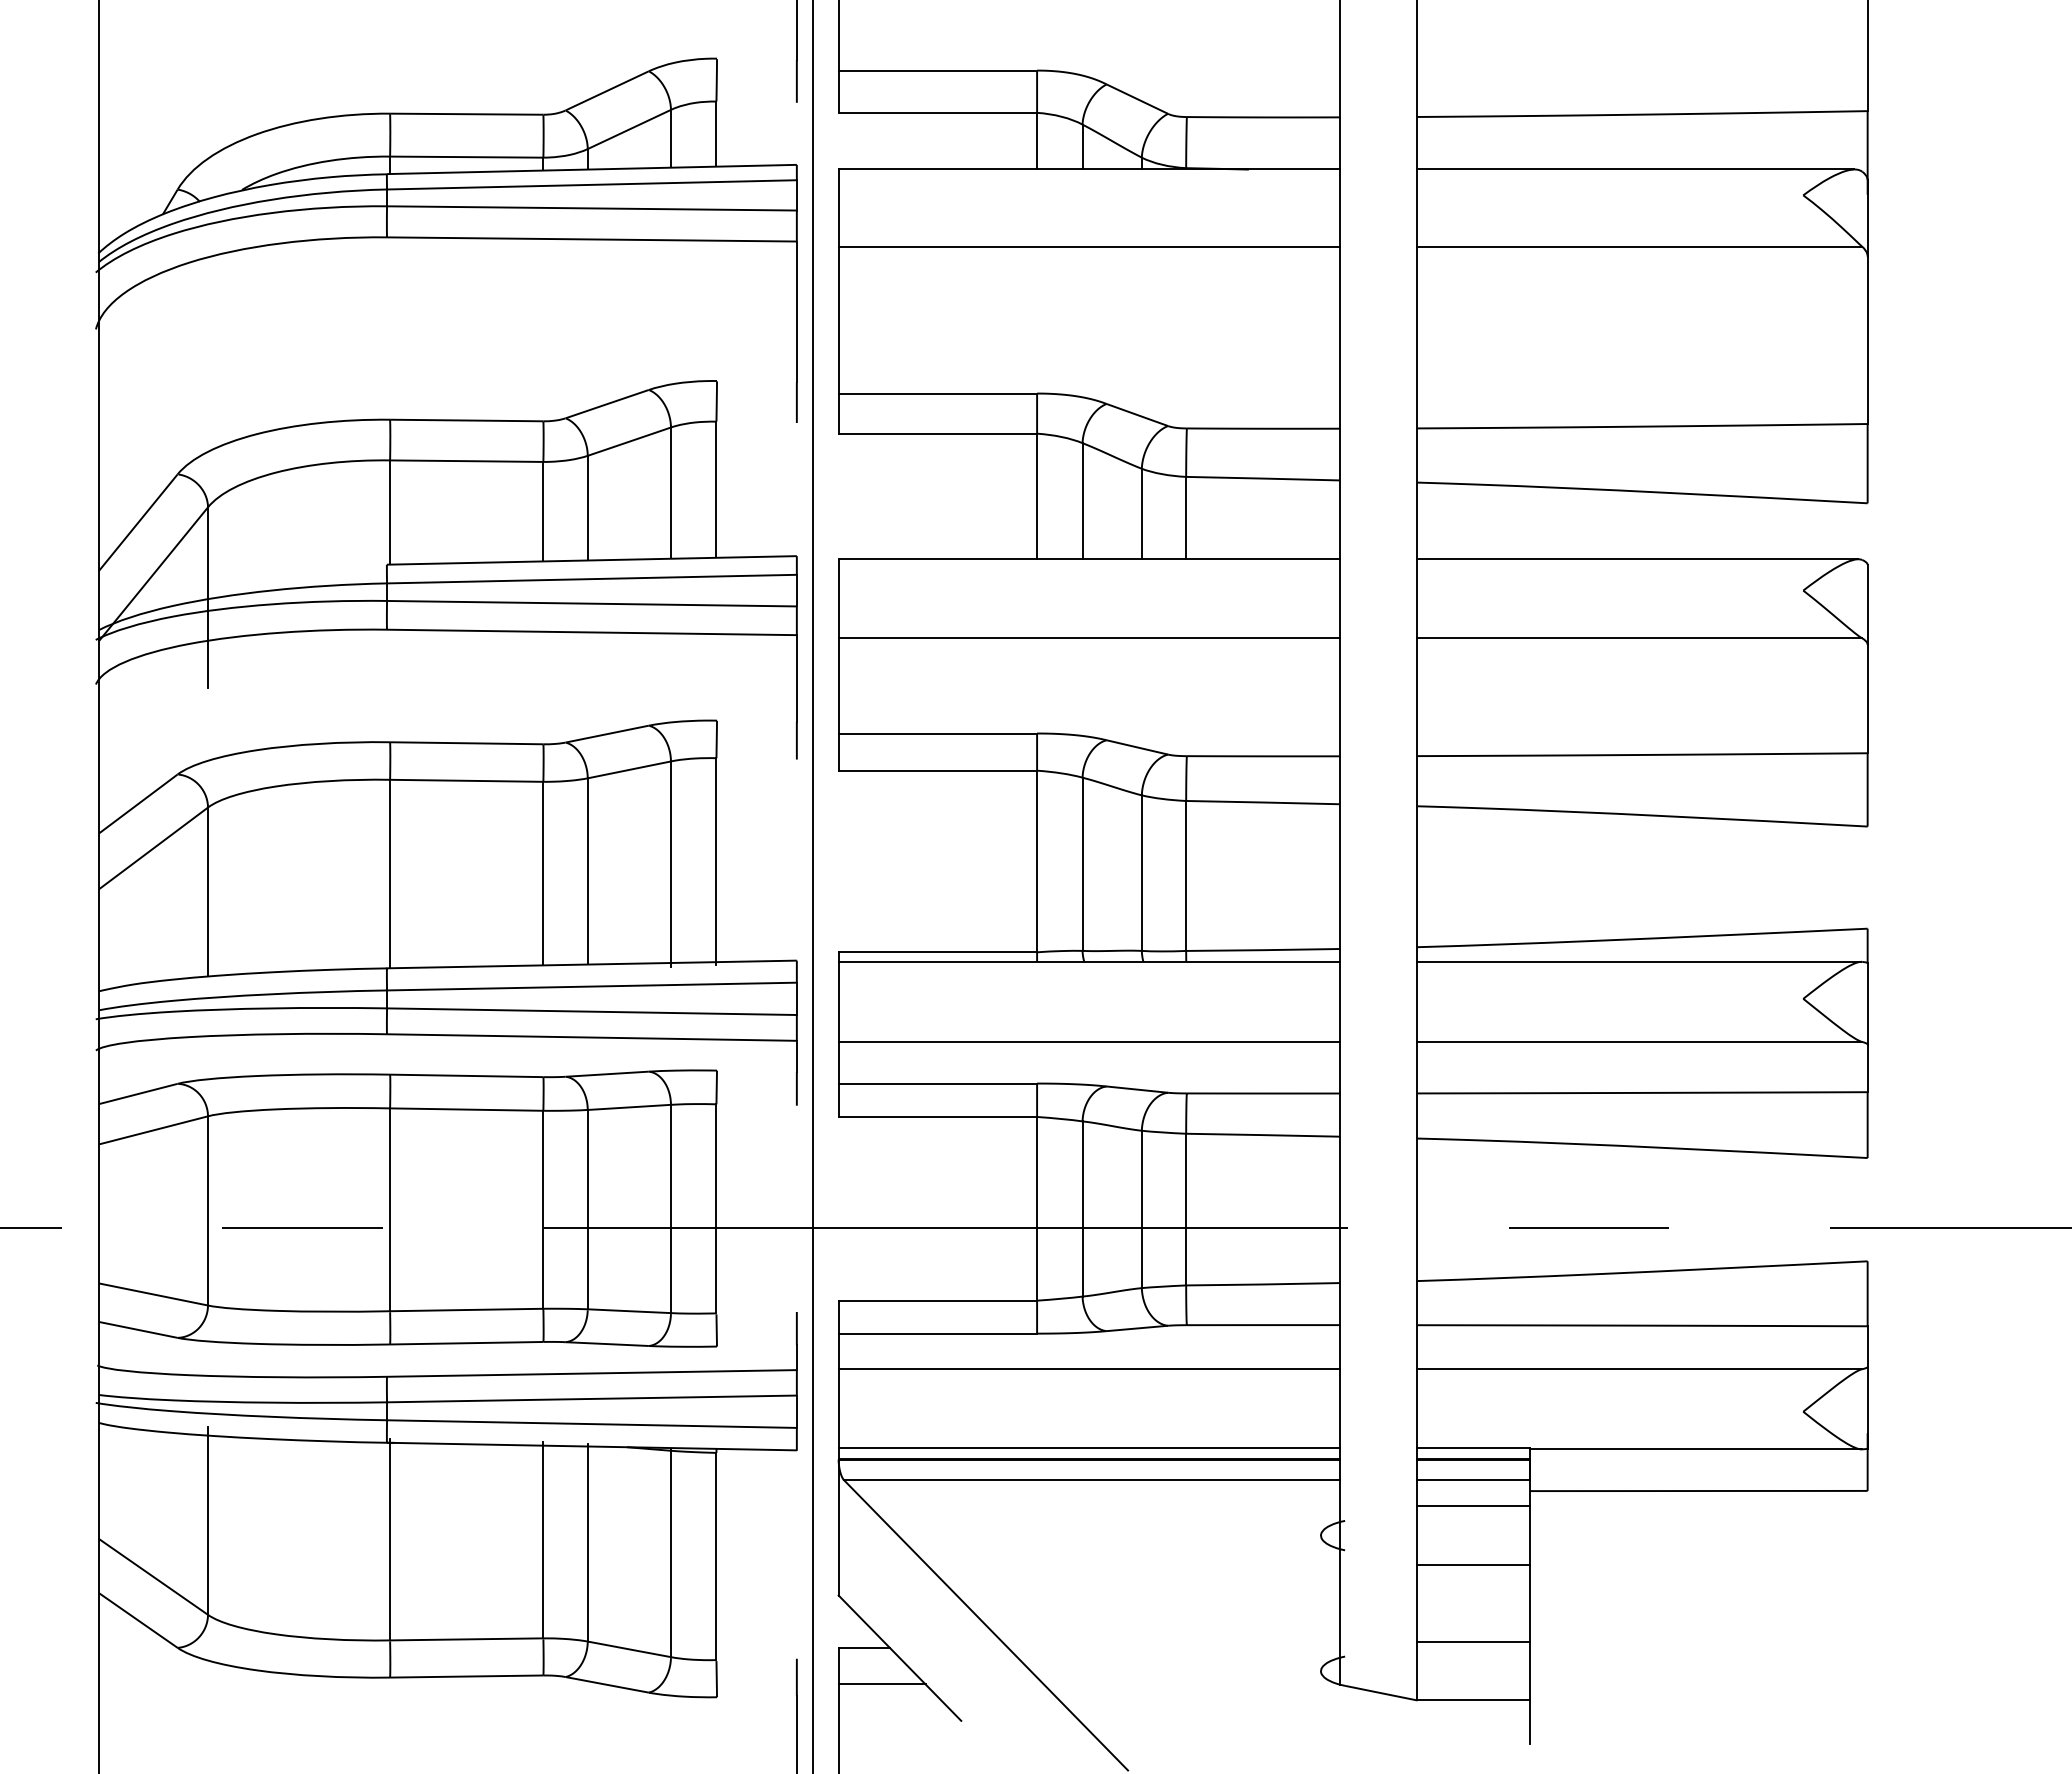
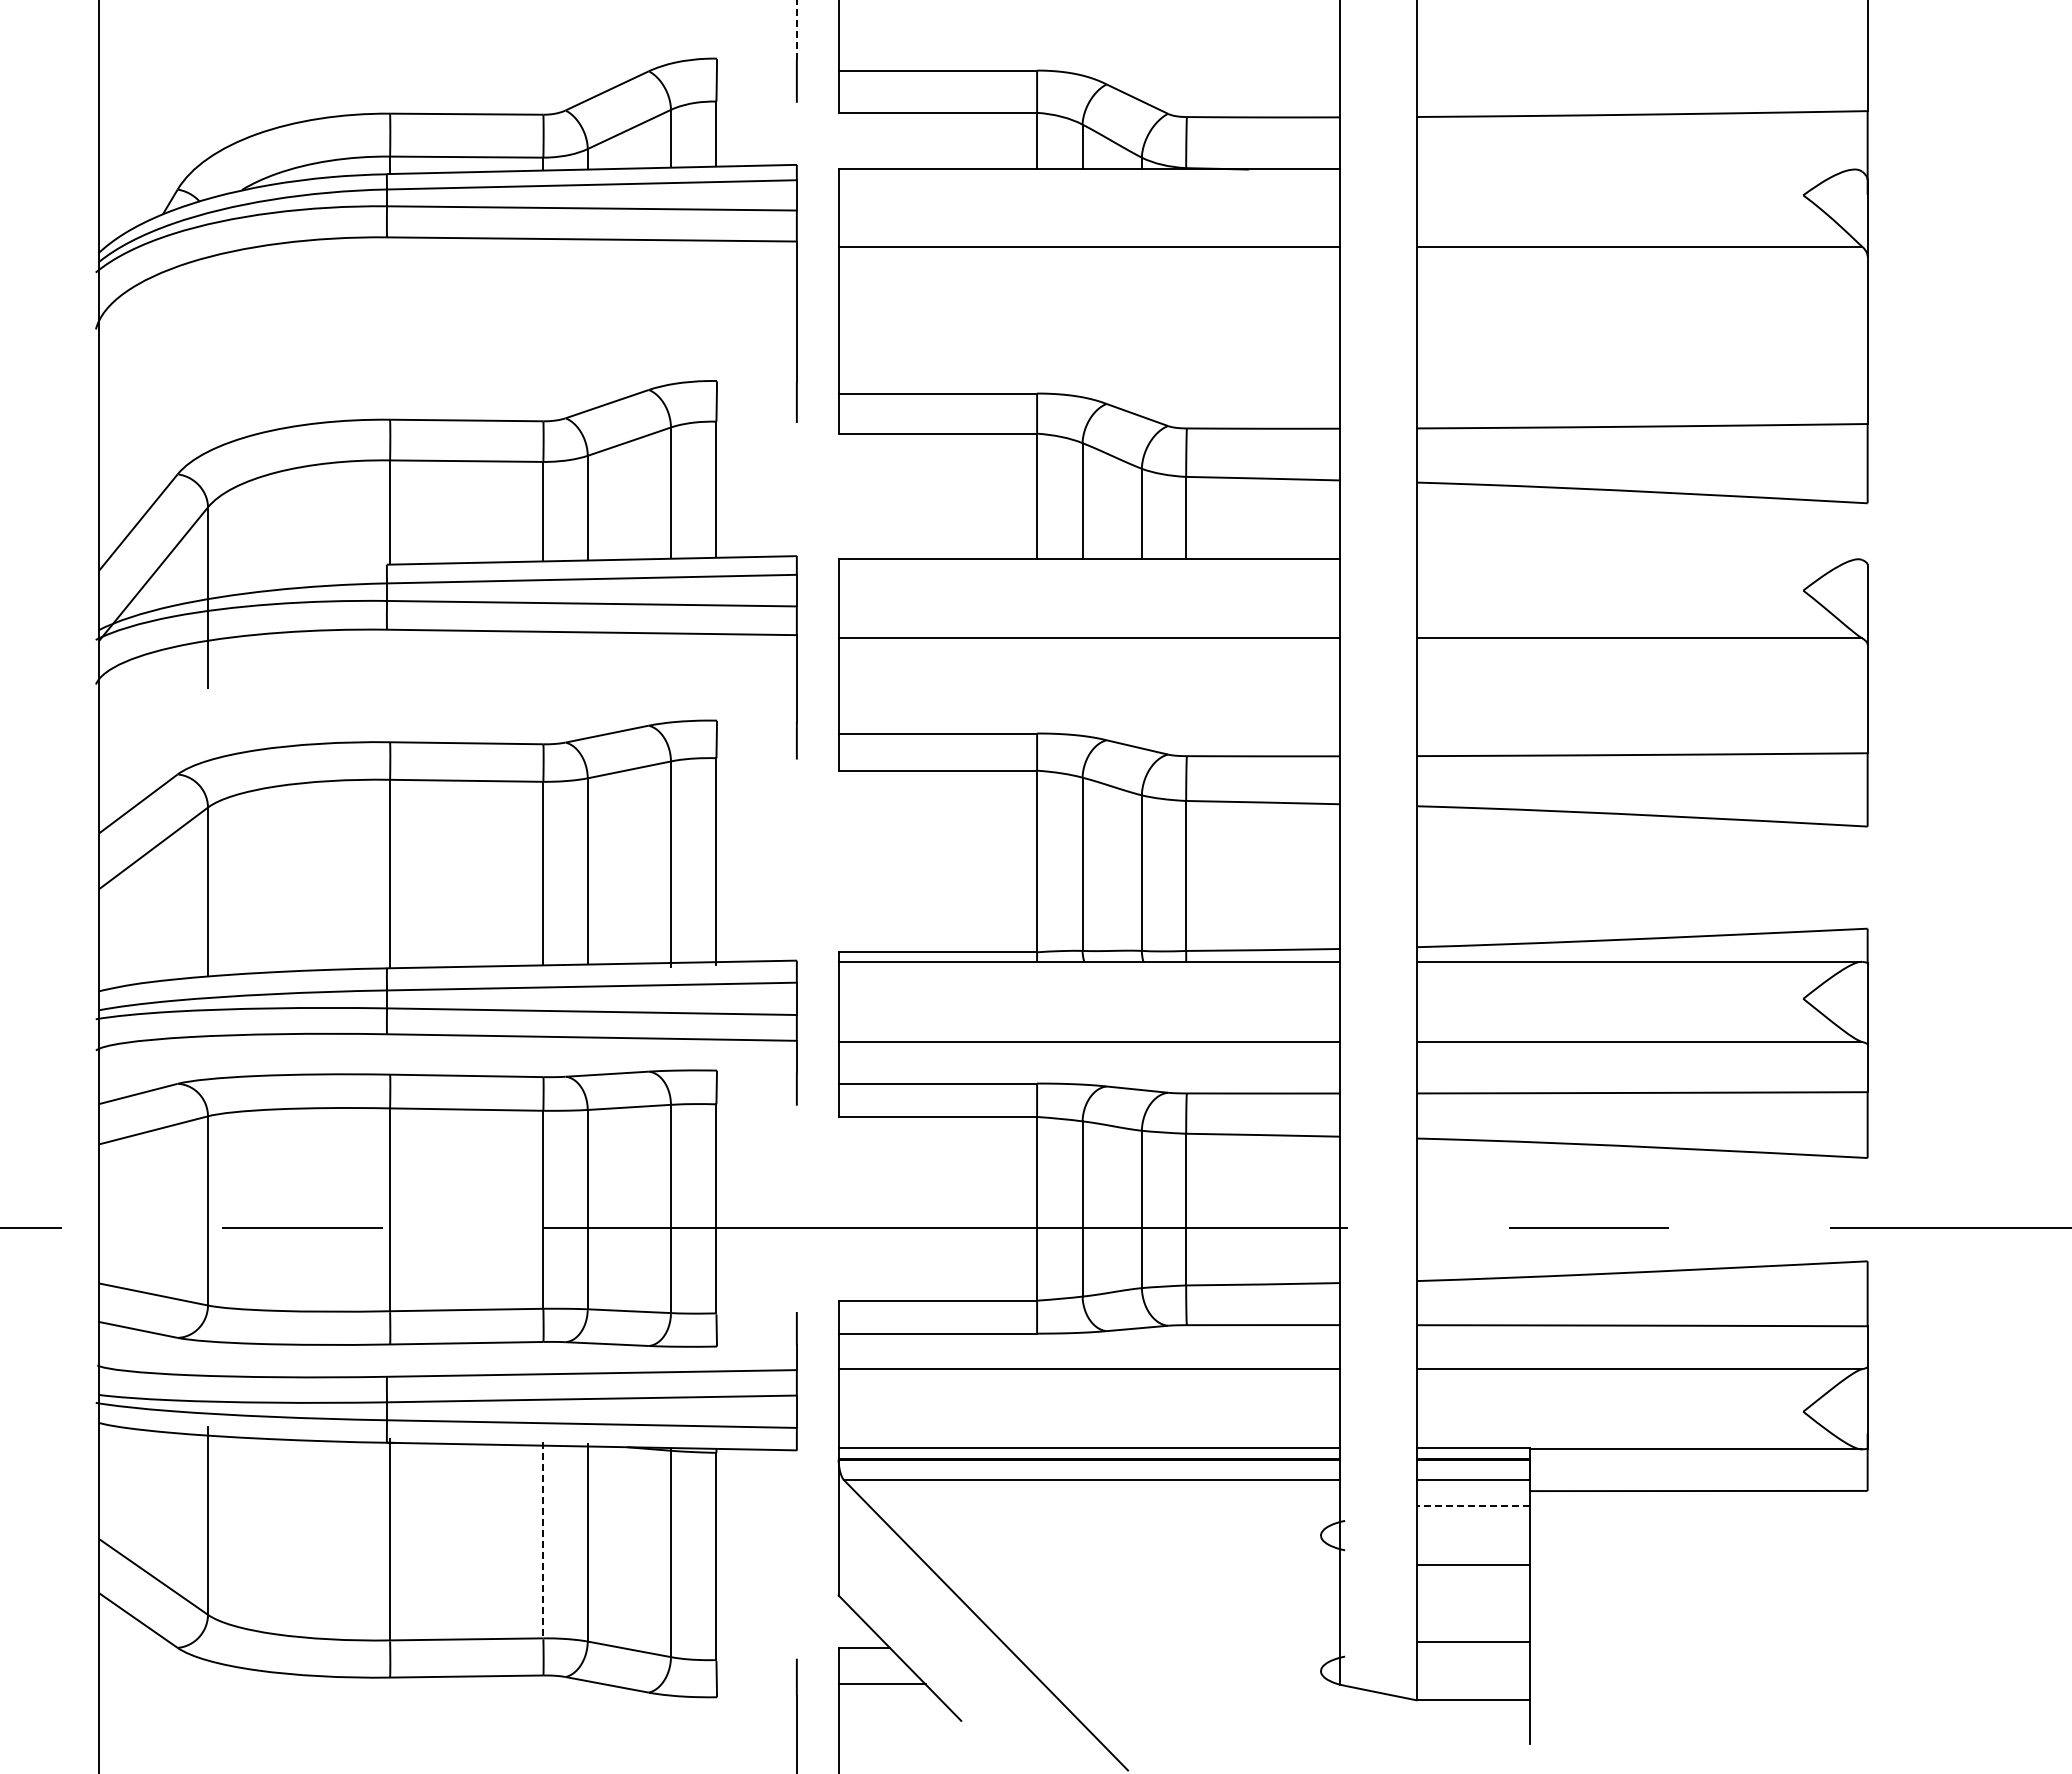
line: solid -> dashed (796, 29)
line: present -> none (1635, 169)
line: present -> none (1637, 559)
line: present -> none (812, 886)
line: solid -> dashed (1473, 1506)
line: solid -> dashed (543, 1540)
